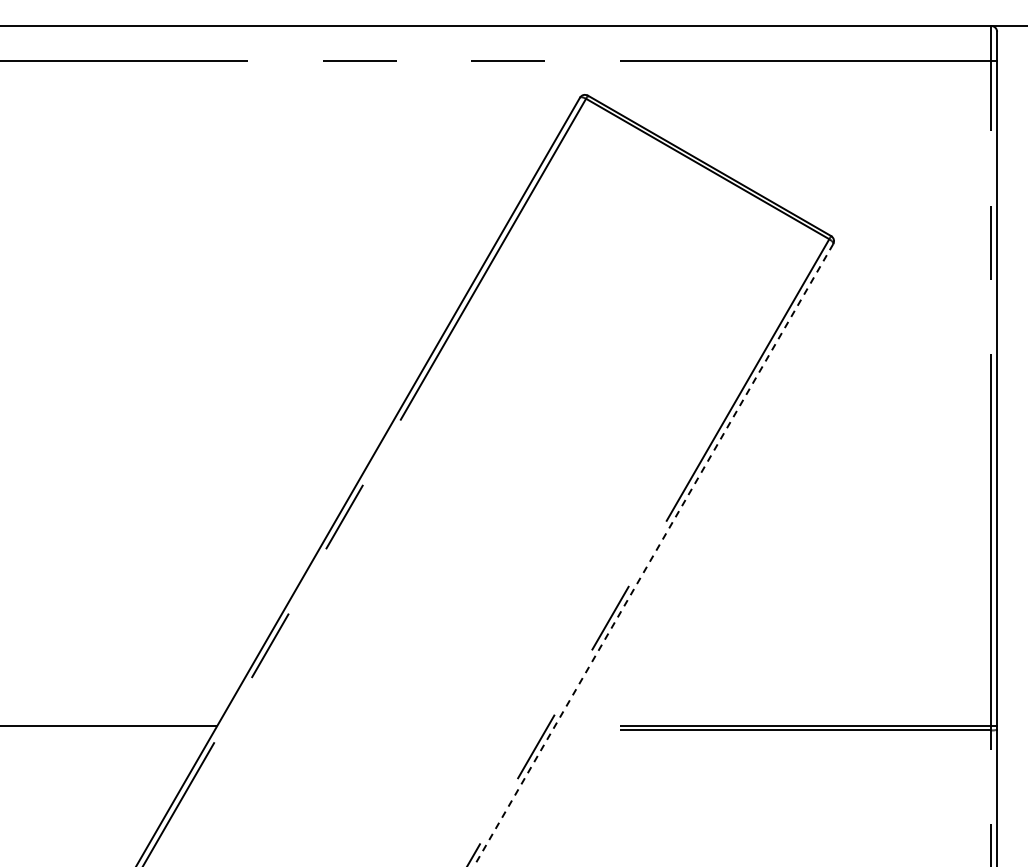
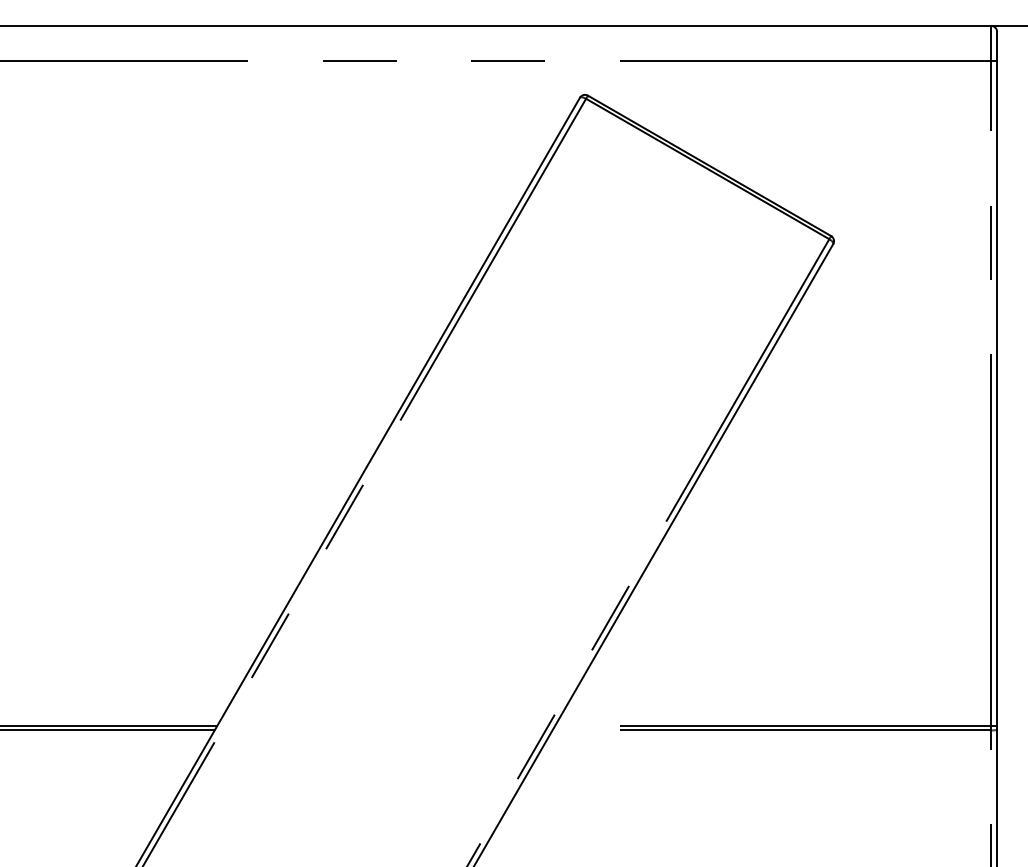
line: dashed -> solid (653, 555)
line: none -> present (108, 730)
